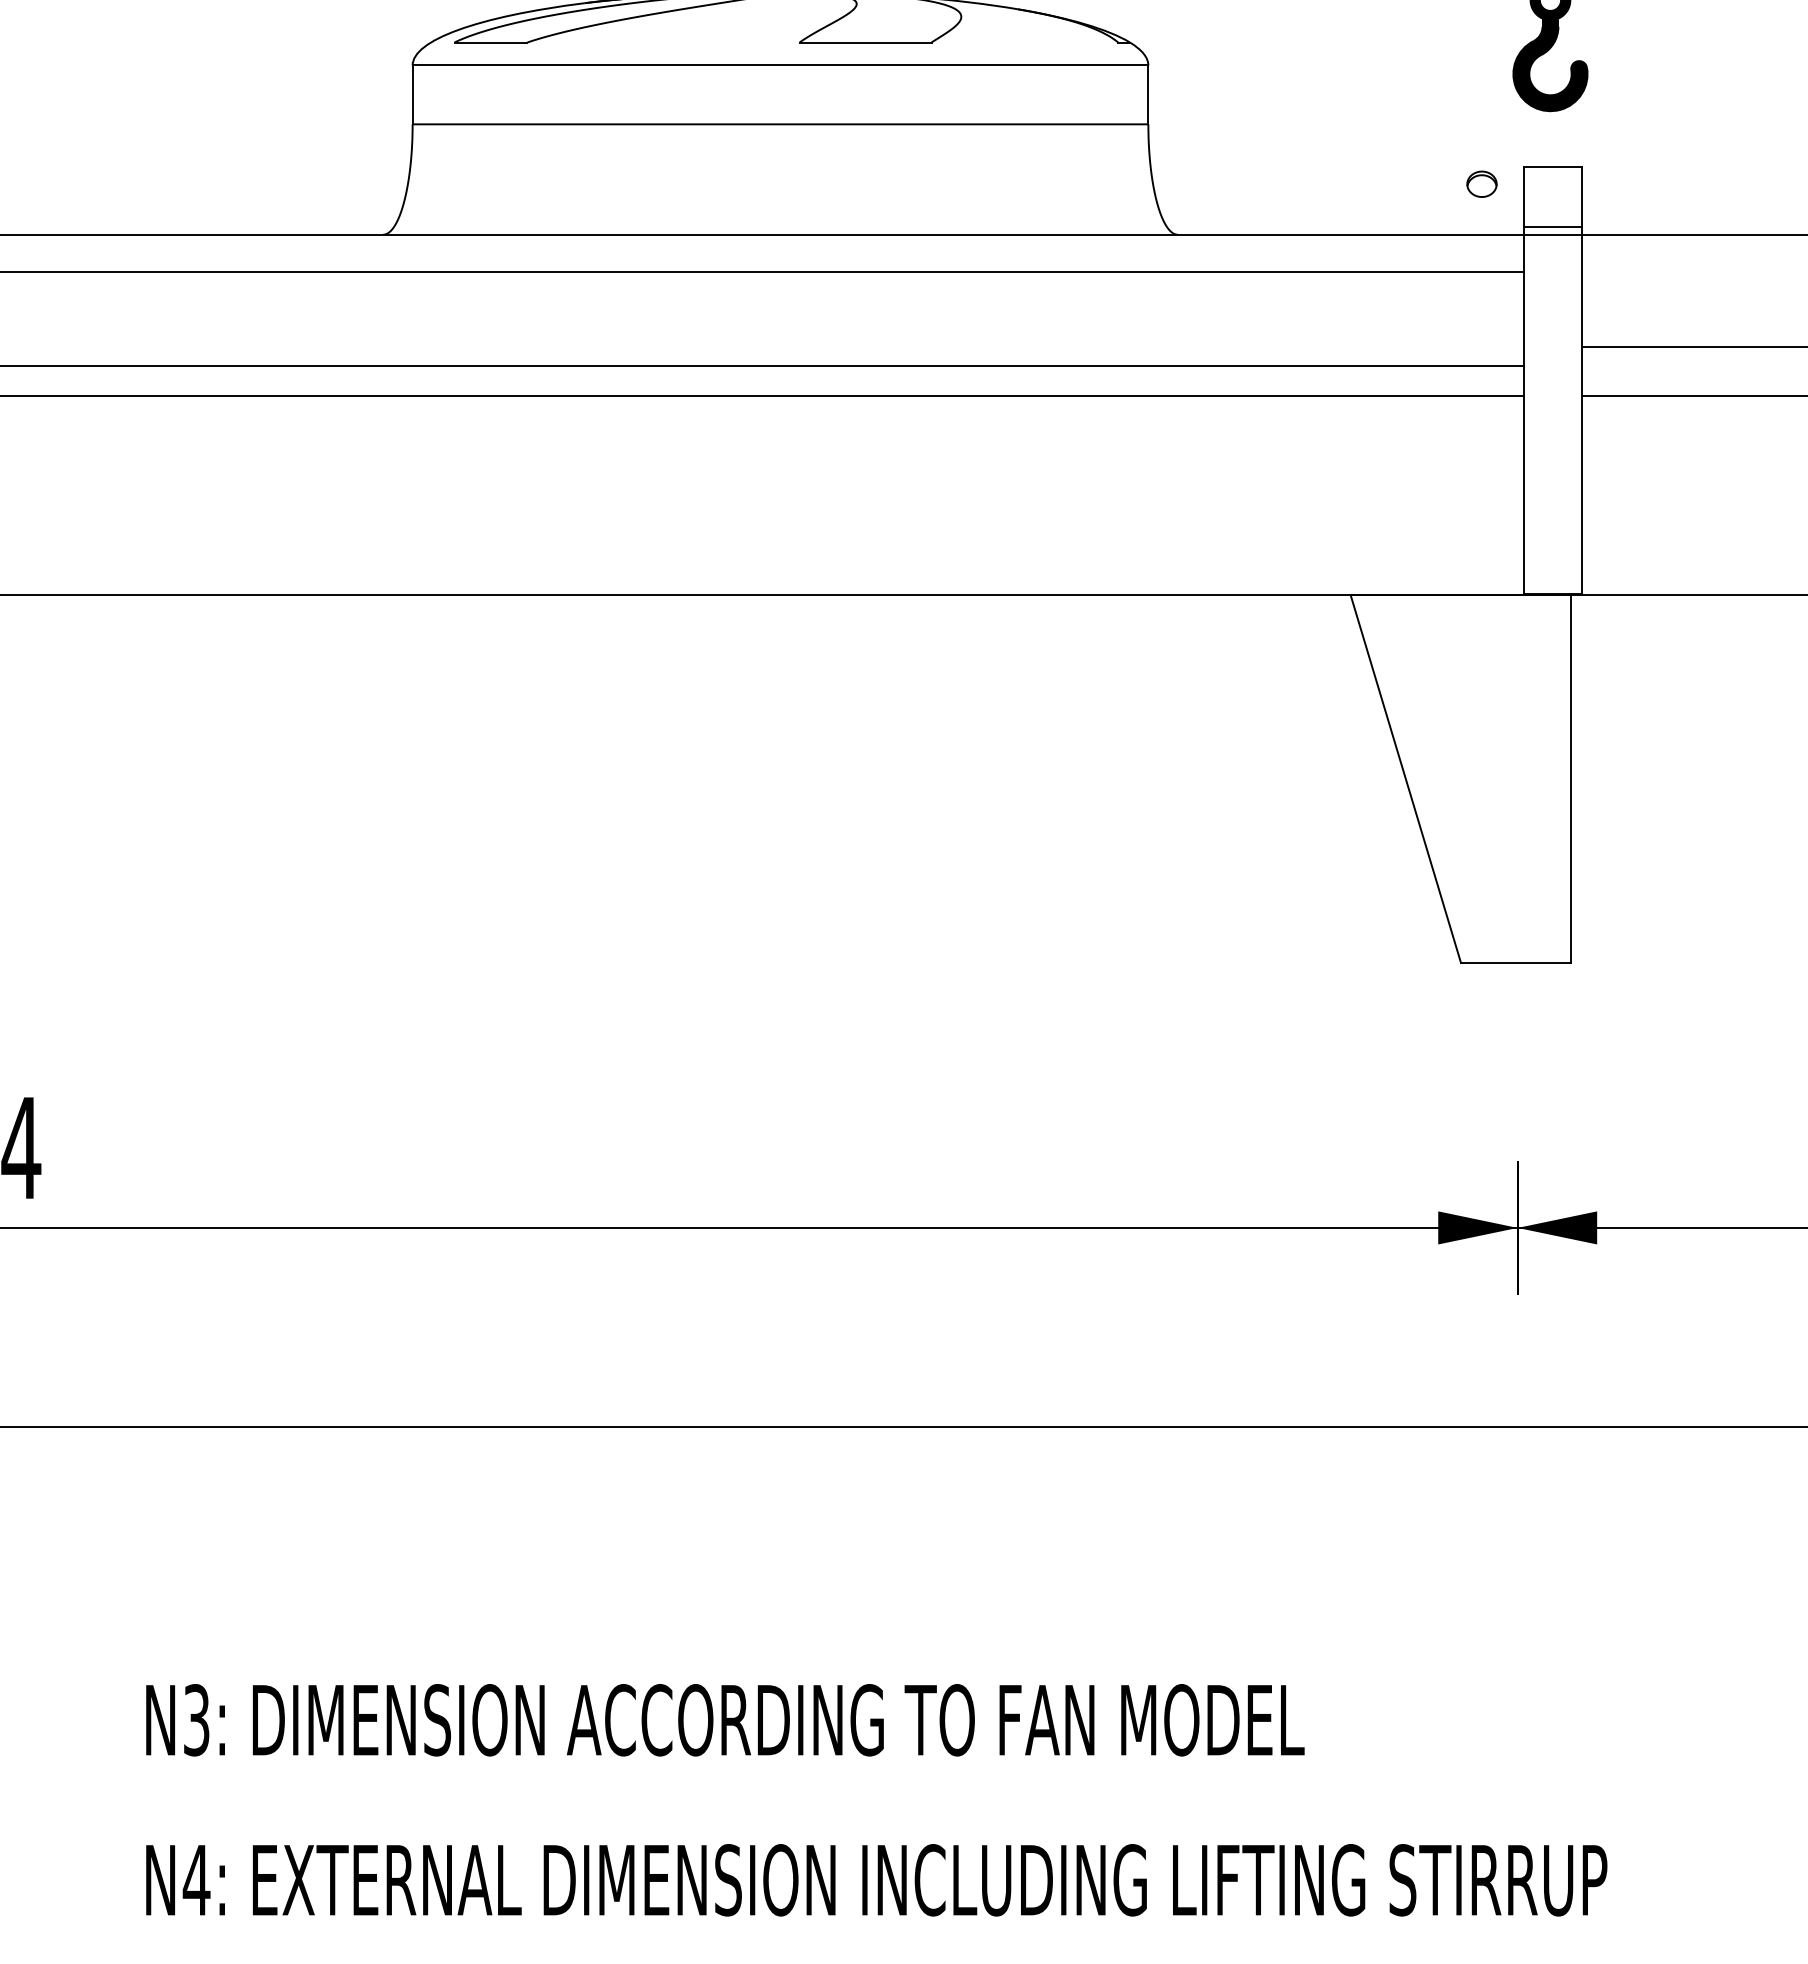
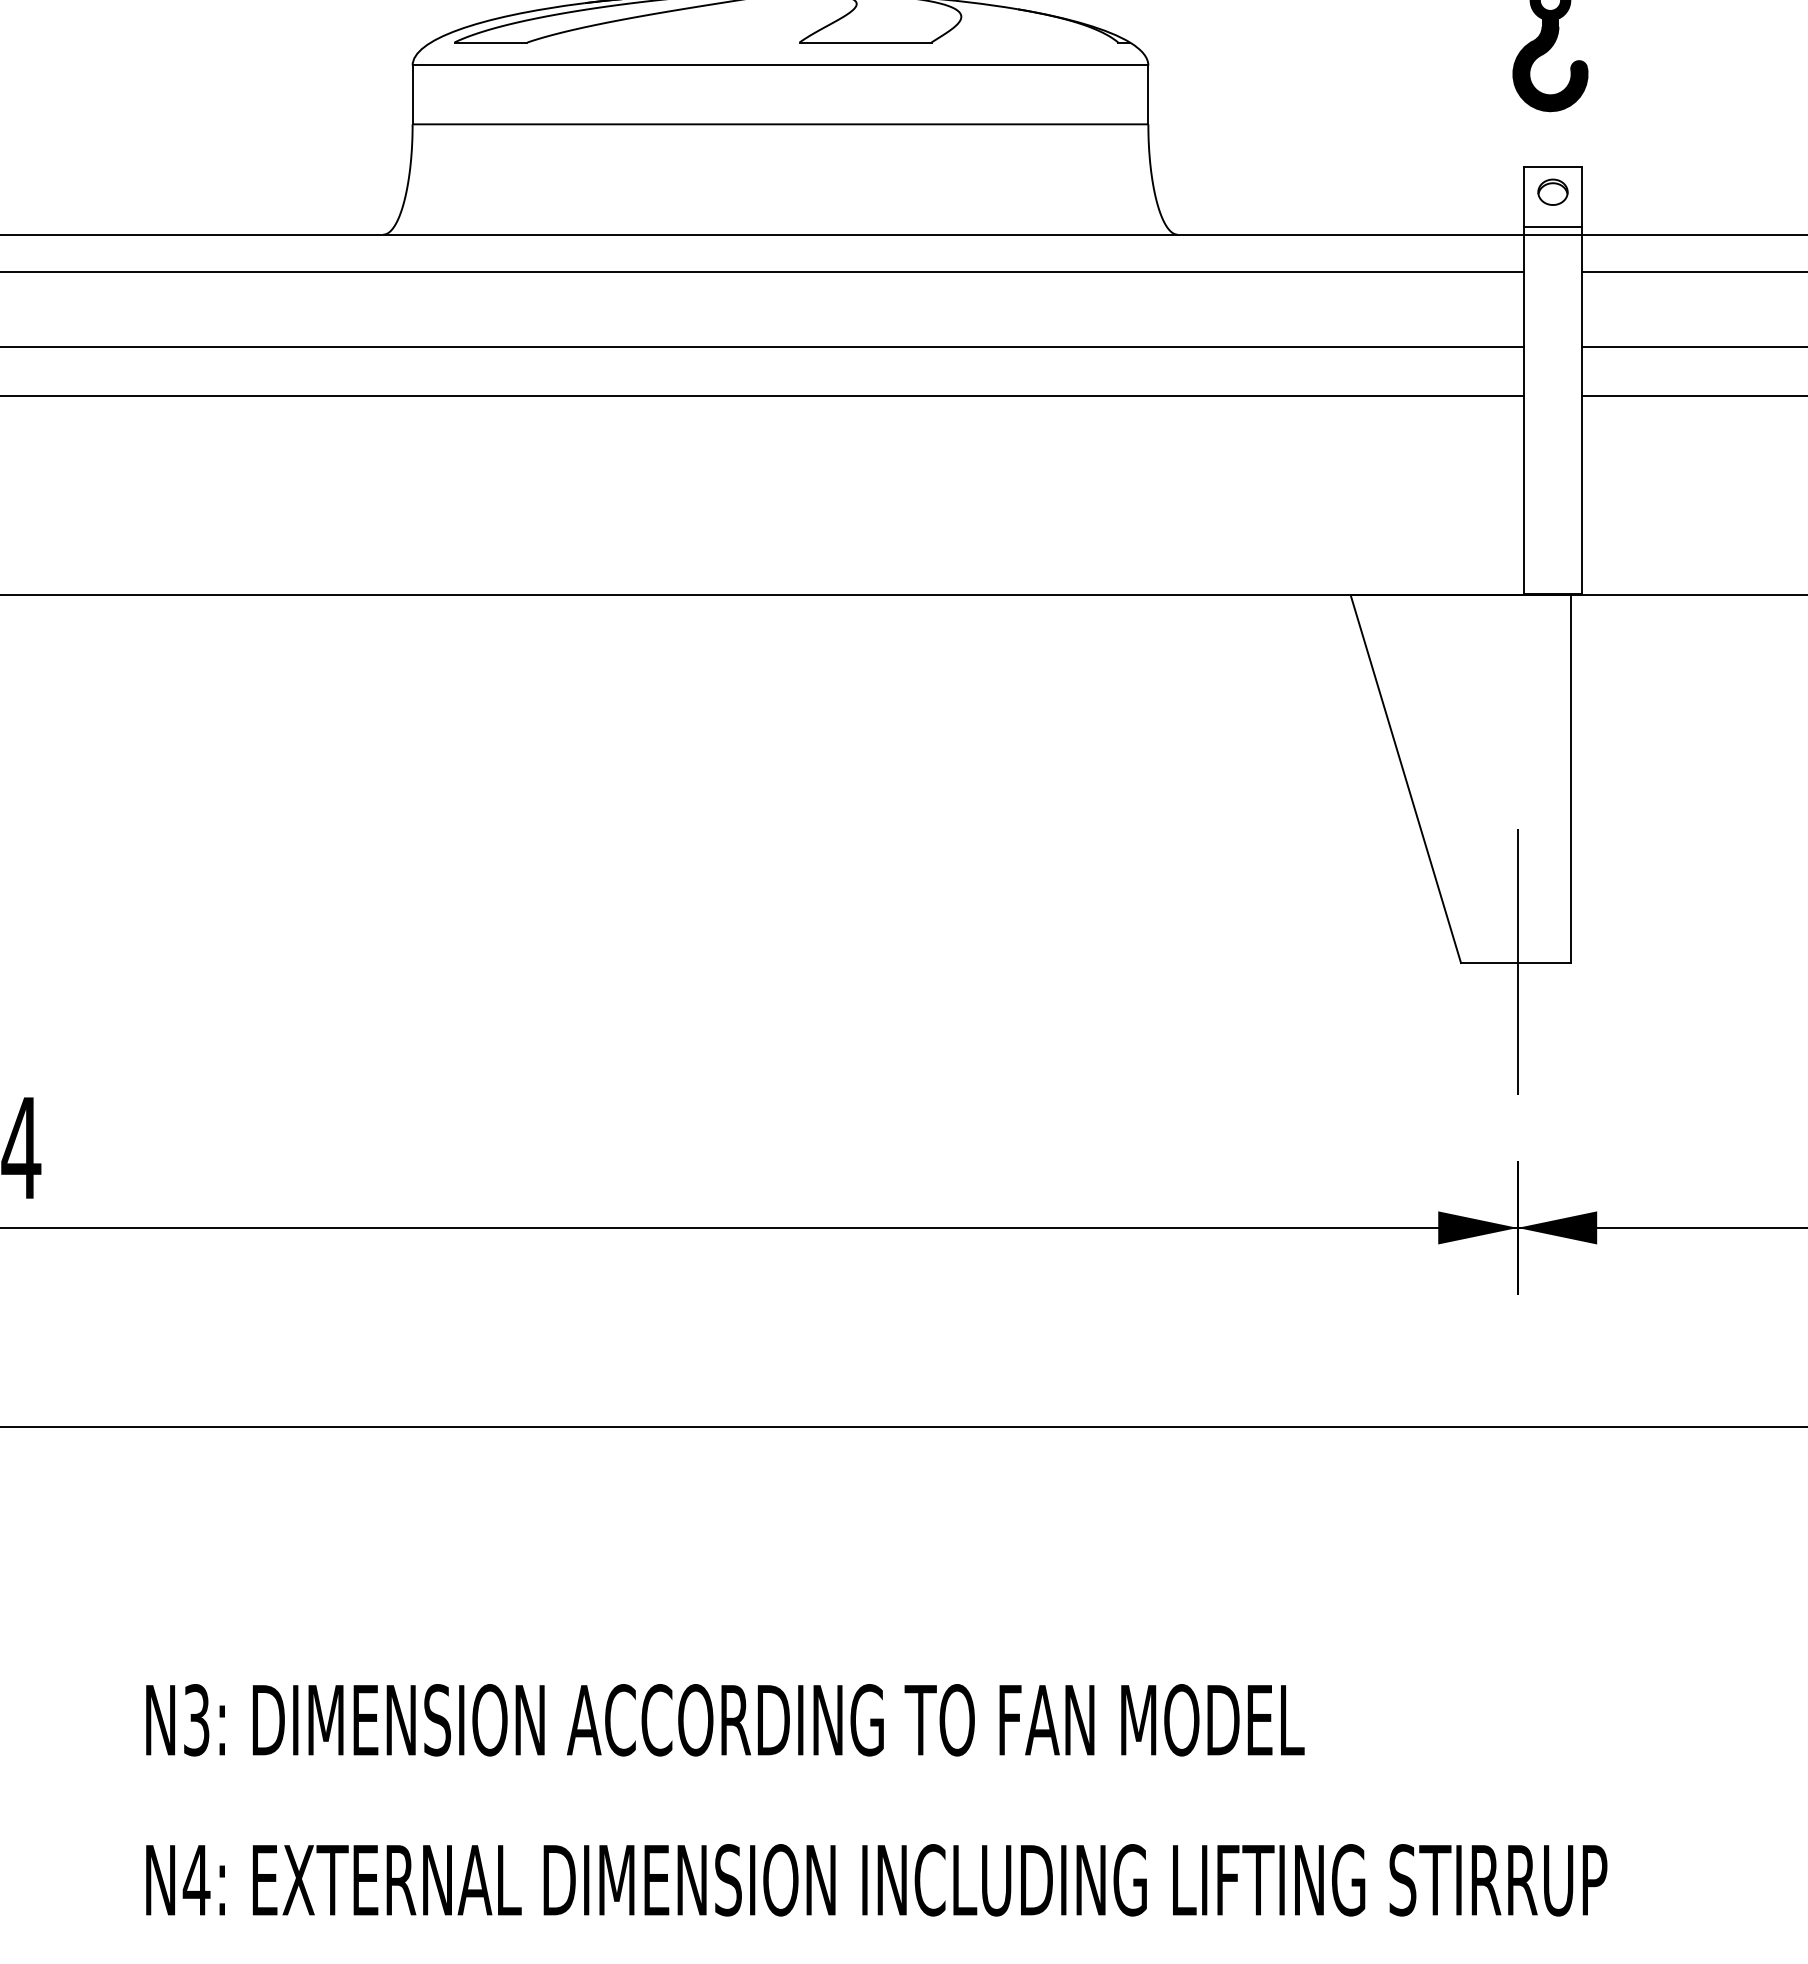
part position: (1481, 183) -> (1552, 191) (1552, 191)
line: none -> present (1693, 271)
line position: (762, 365) -> (762, 346) (762, 346)
line: none -> present (1517, 962)
